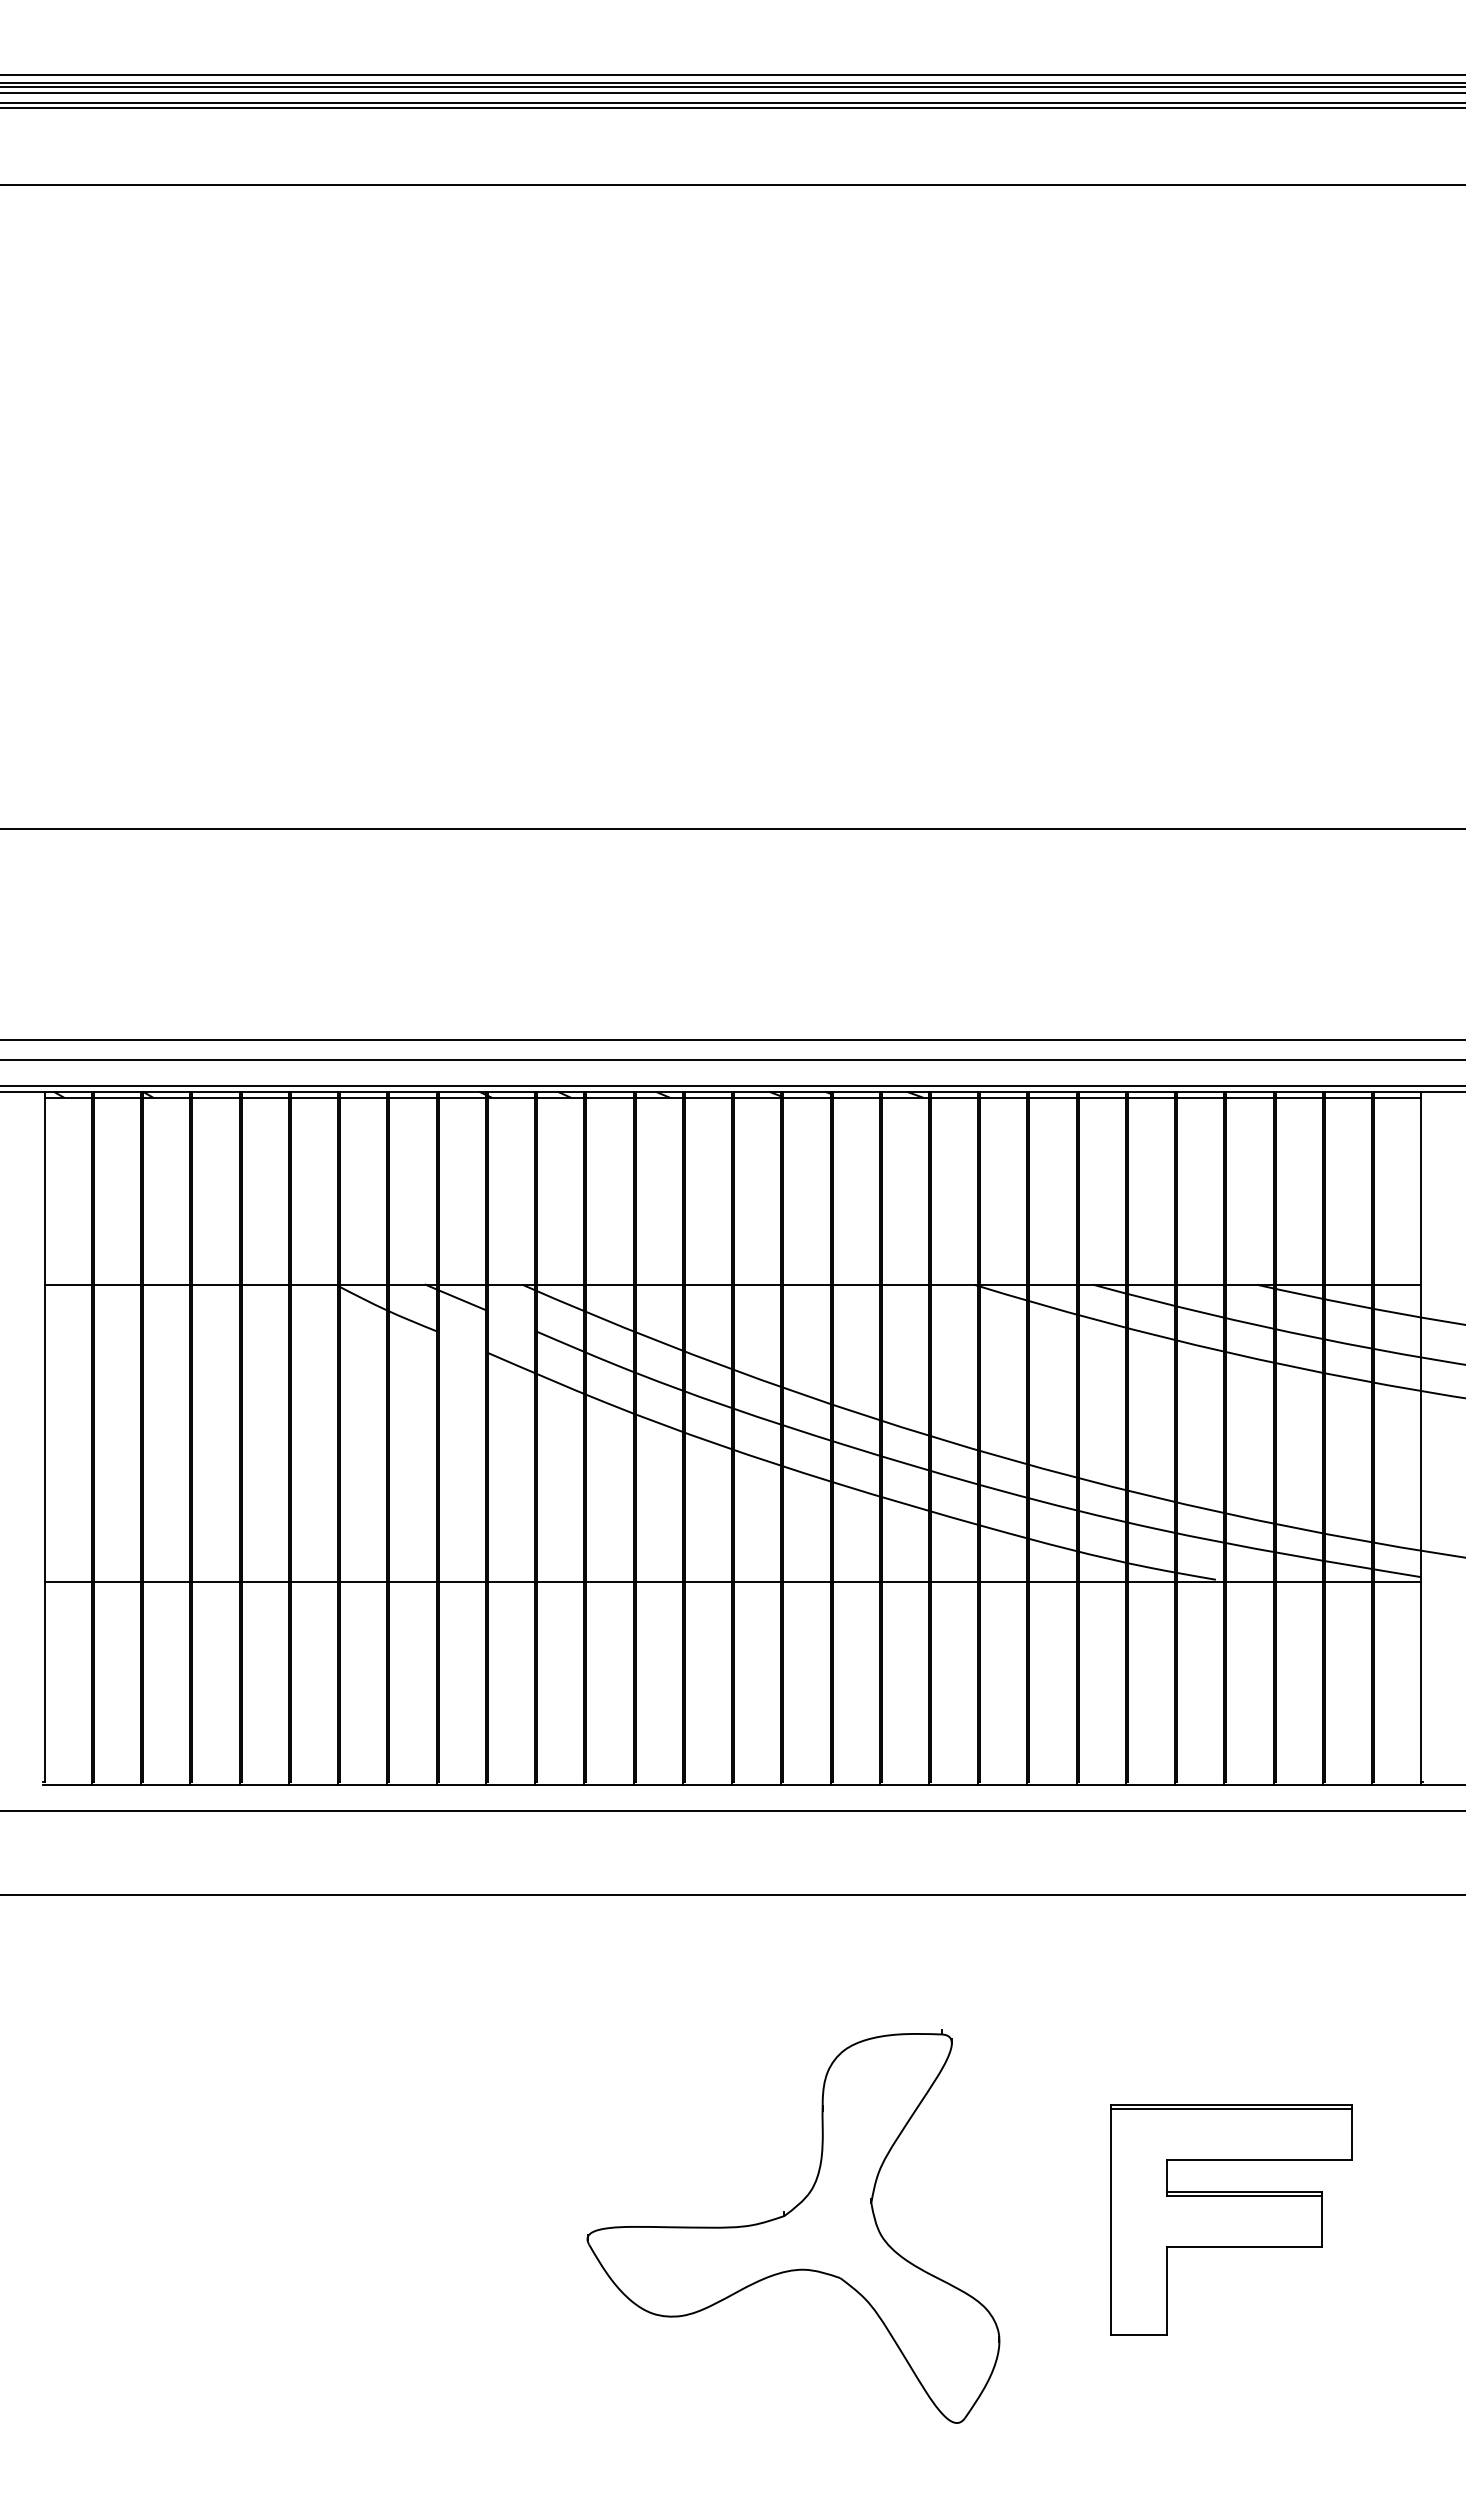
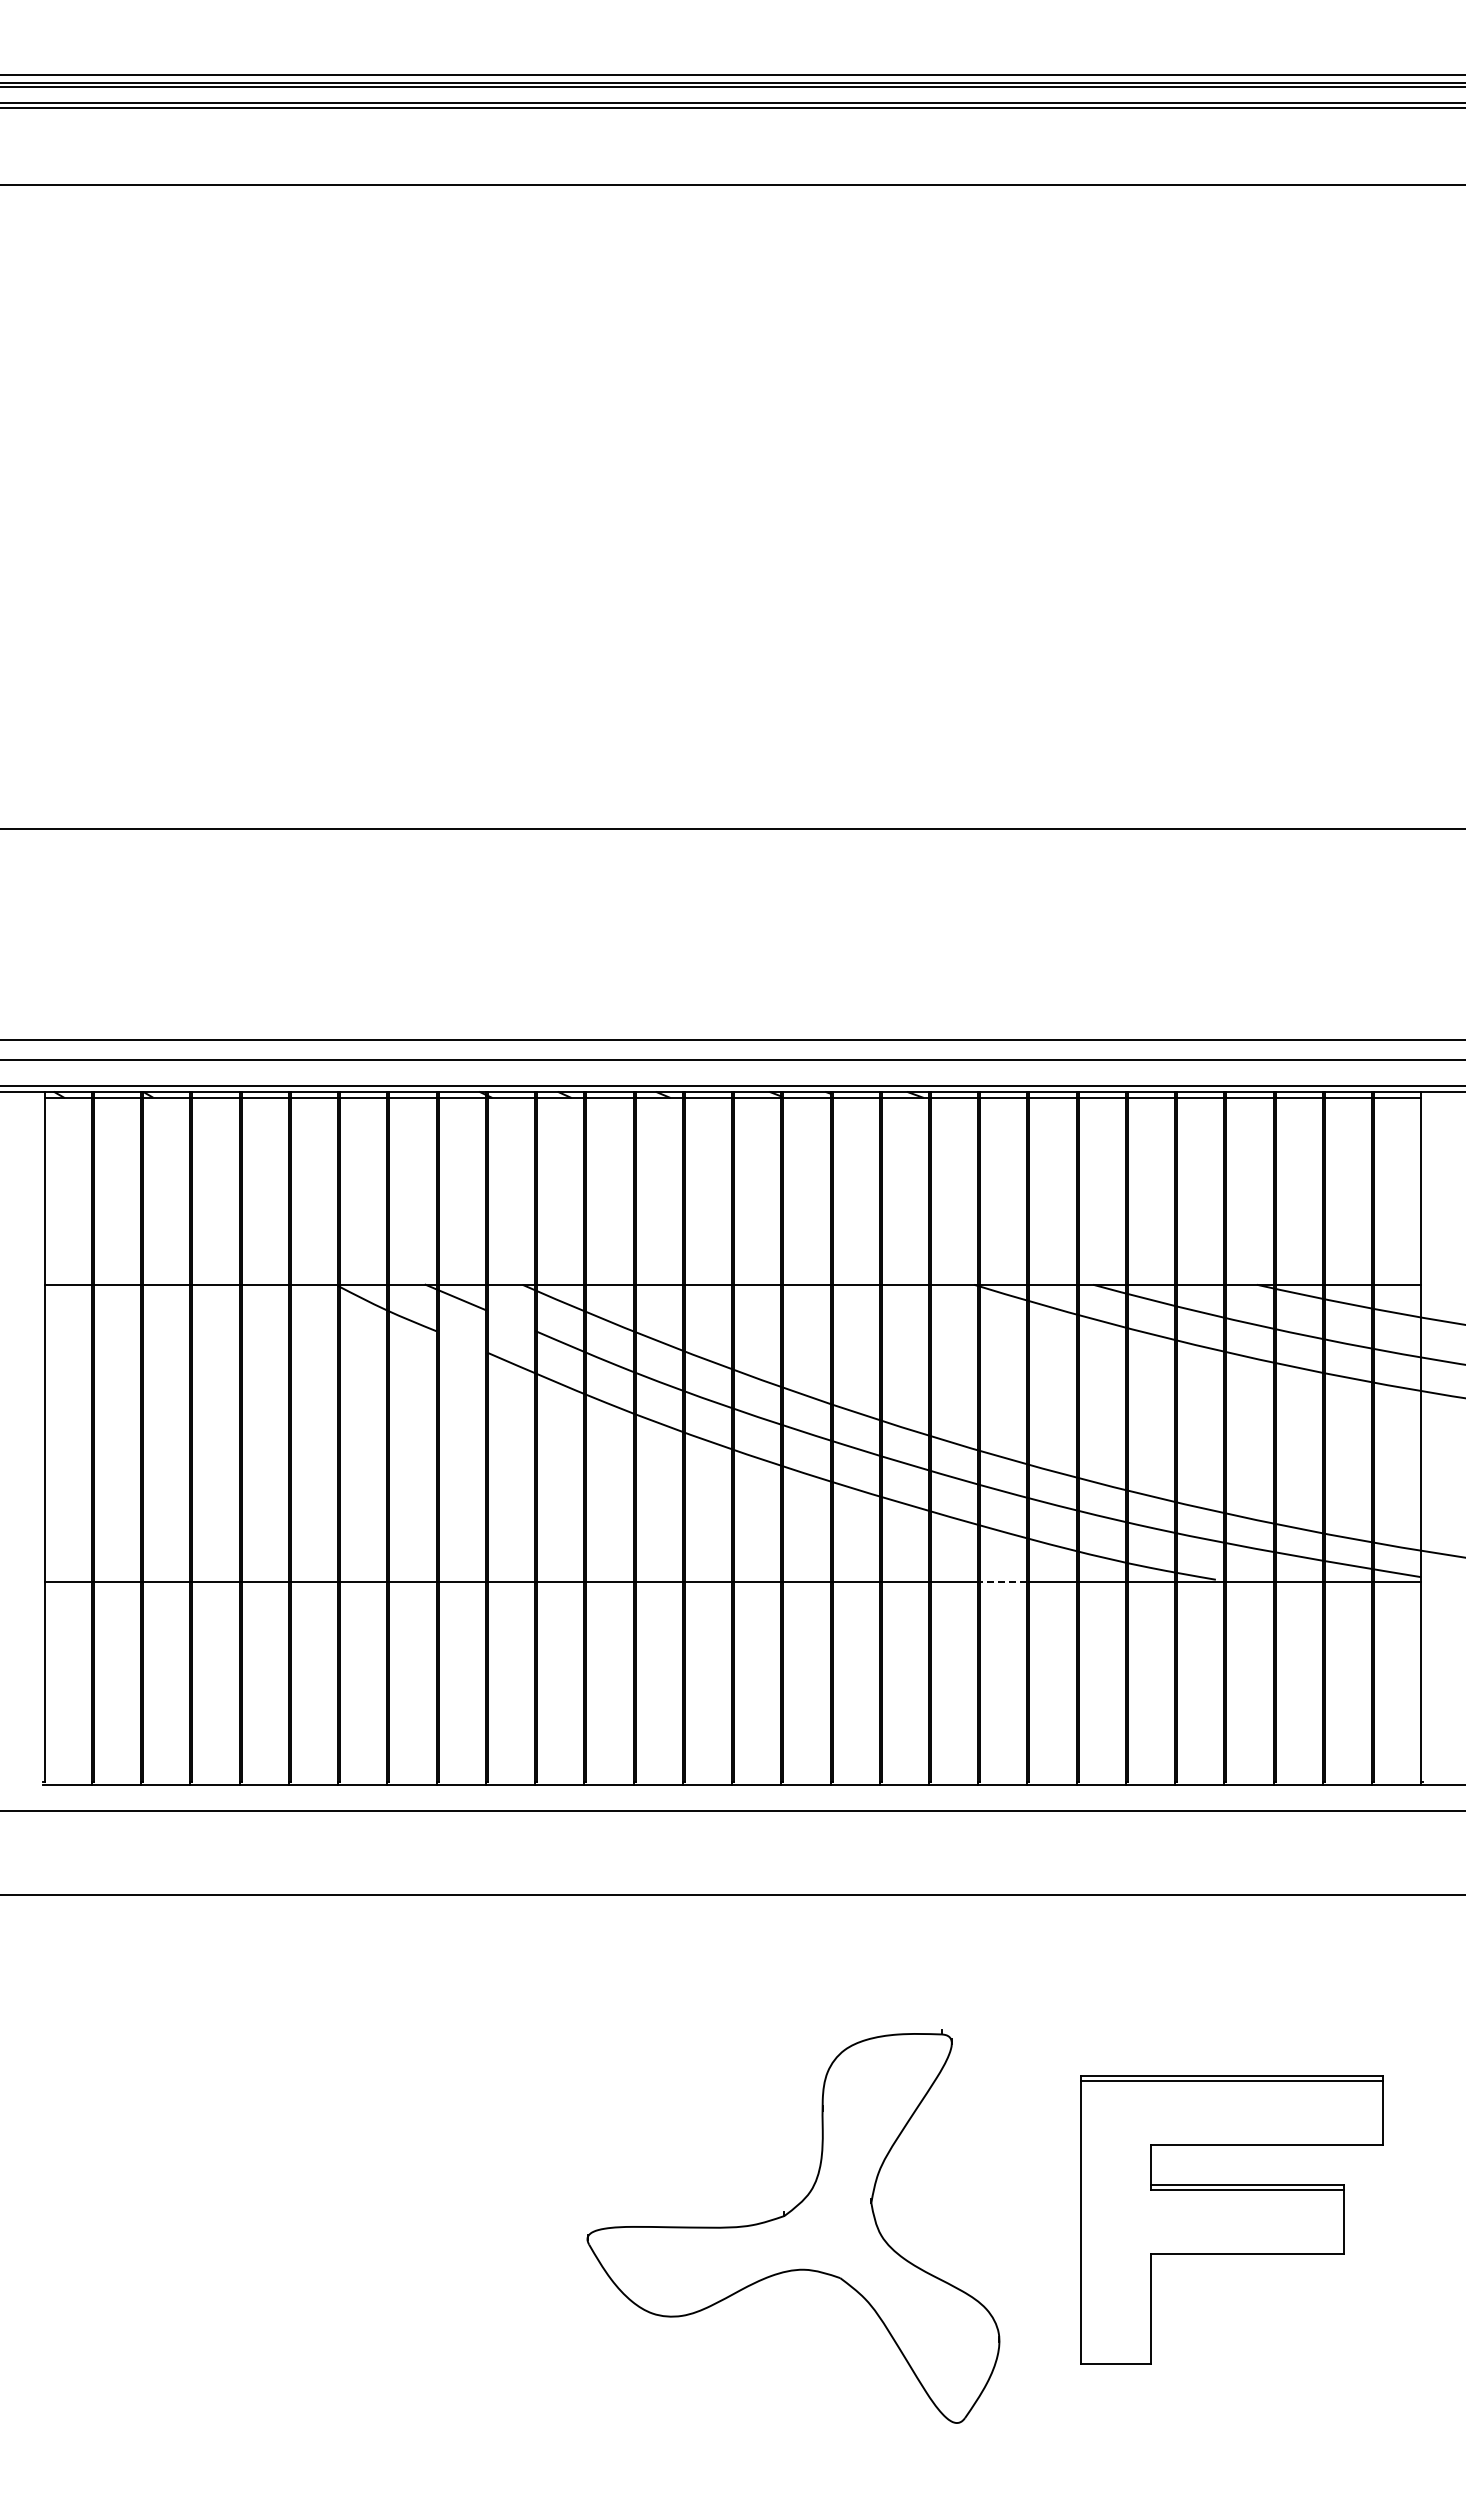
line: present -> none (732, 92)
line: solid -> dashed (1003, 1581)
part size: 243x232 px -> 304x290 px (1231, 2219)
